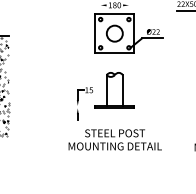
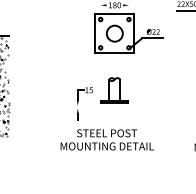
part size: 41x37 px -> 29x27 px (114, 90)
text position: (114, 139) -> (106, 139) (106, 139)
